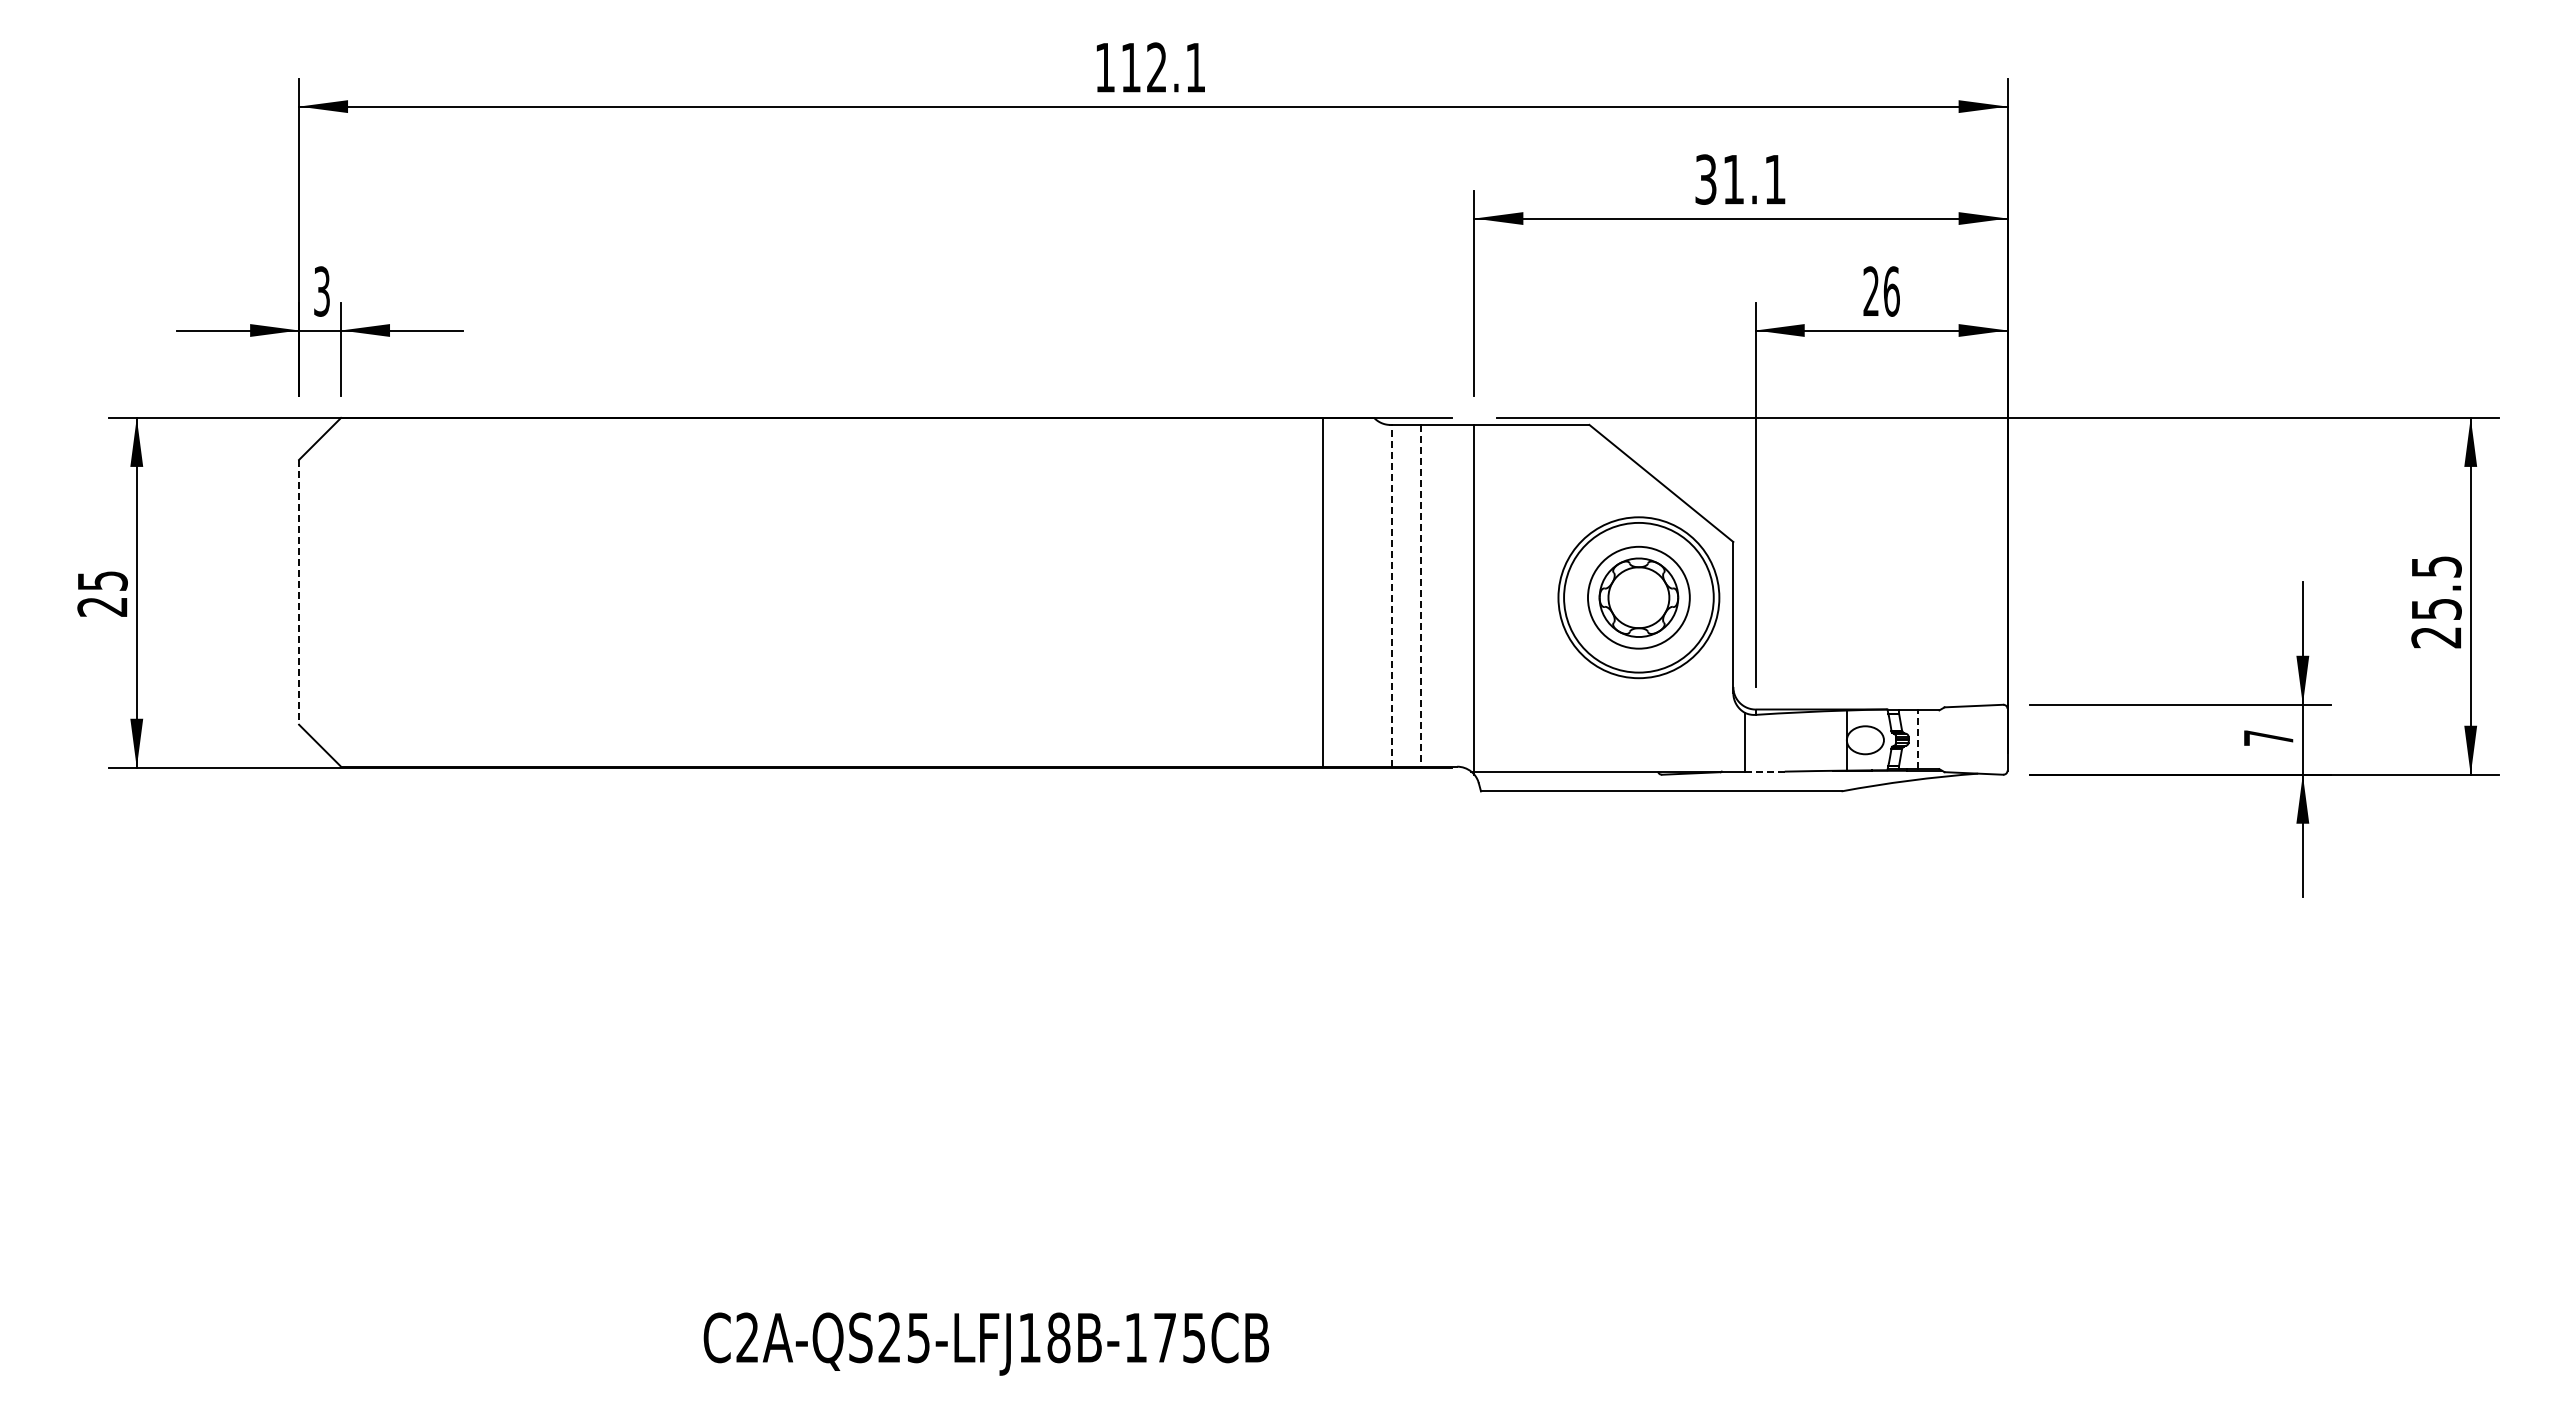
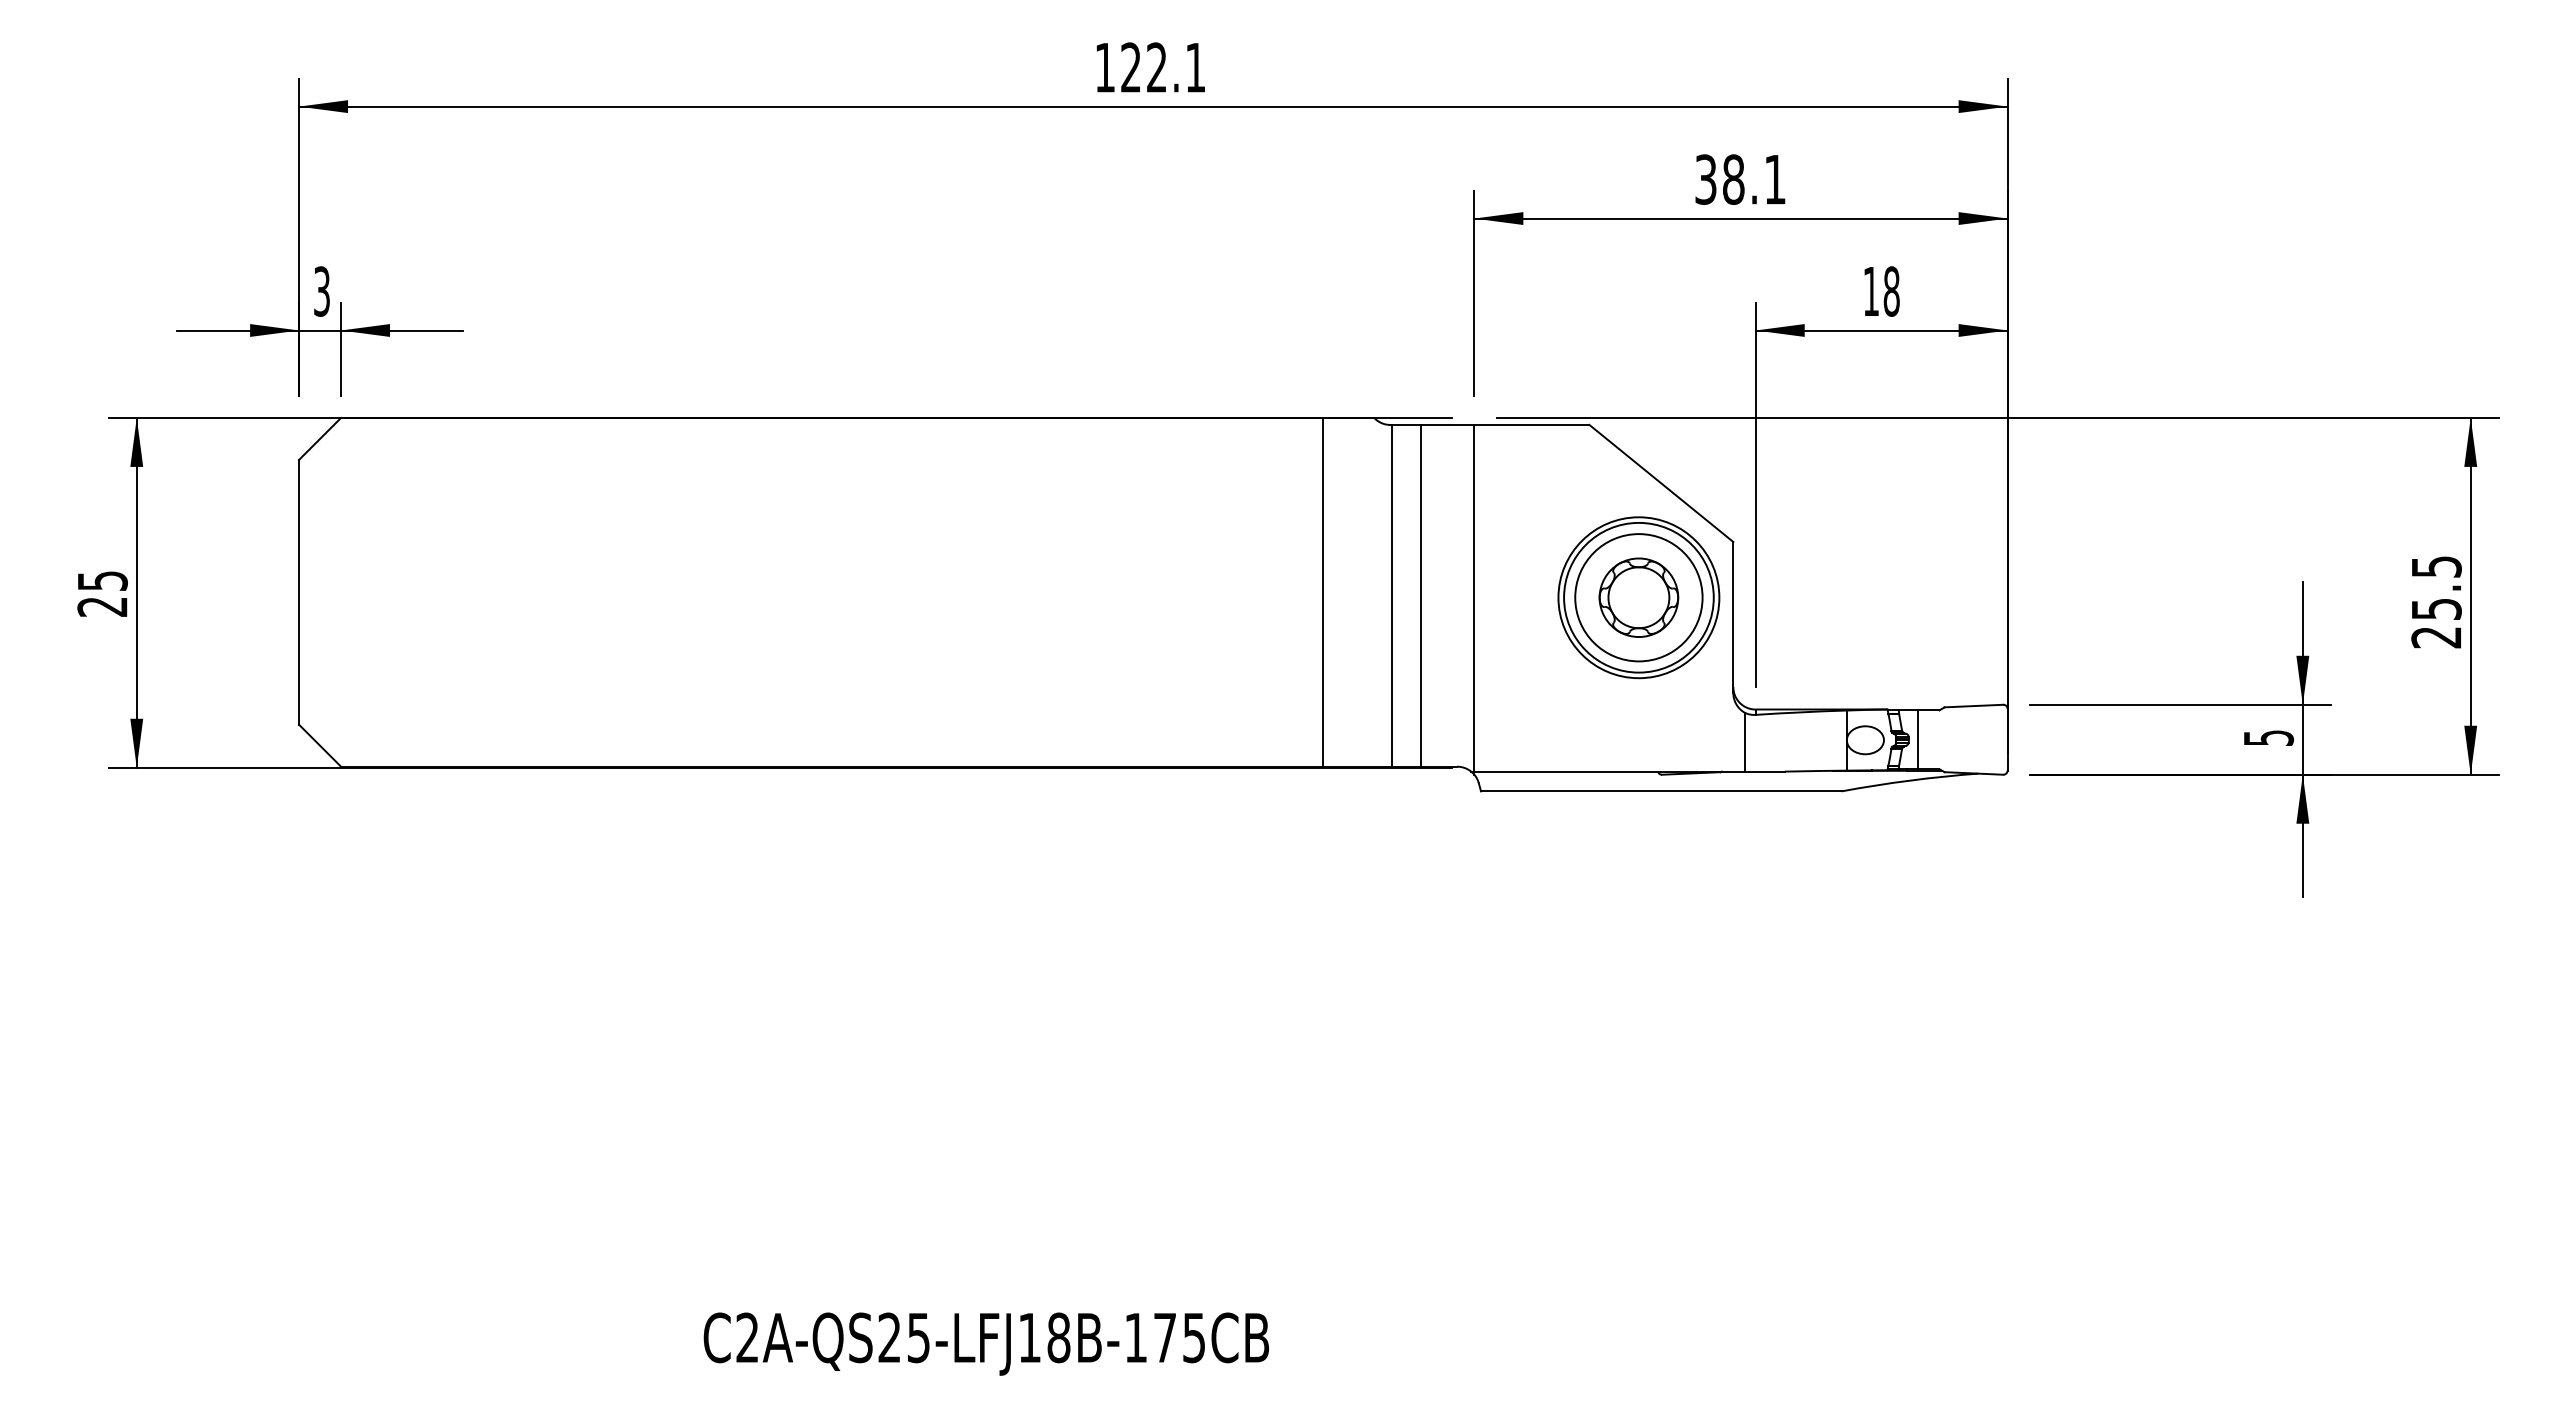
text: 112.1 -> 122.1 (1130, 67)
text: 31.1 -> 38.1 (1733, 179)
text: 26 -> 18 (1881, 291)
line: dashed -> solid (299, 592)
line: dashed -> solid (1391, 595)
line: dashed -> solid (1420, 595)
circle diameter: 102 px -> 127 px (1638, 597)
text: 7 -> 5 (2269, 737)
line: dashed -> solid (1918, 739)
line: dashed -> solid (1764, 771)
